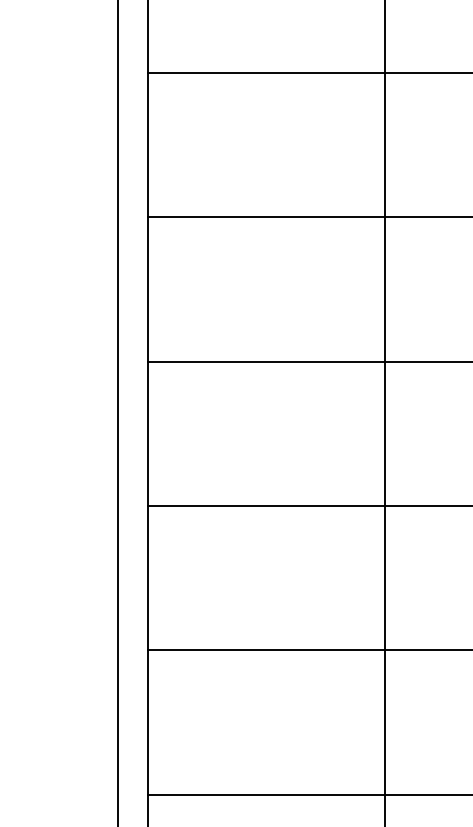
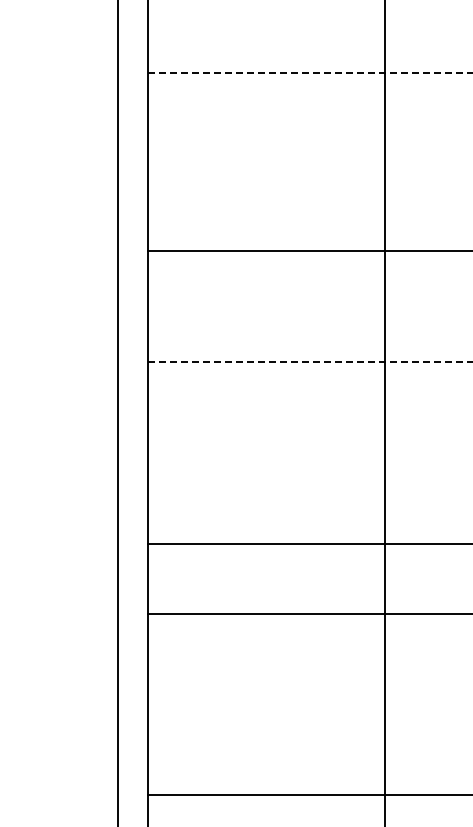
line: solid -> dashed (309, 72)
line position: (308, 217) -> (308, 251) (308, 251)
line: solid -> dashed (309, 361)
line position: (308, 506) -> (308, 544) (308, 544)
line position: (308, 650) -> (308, 614) (308, 614)
